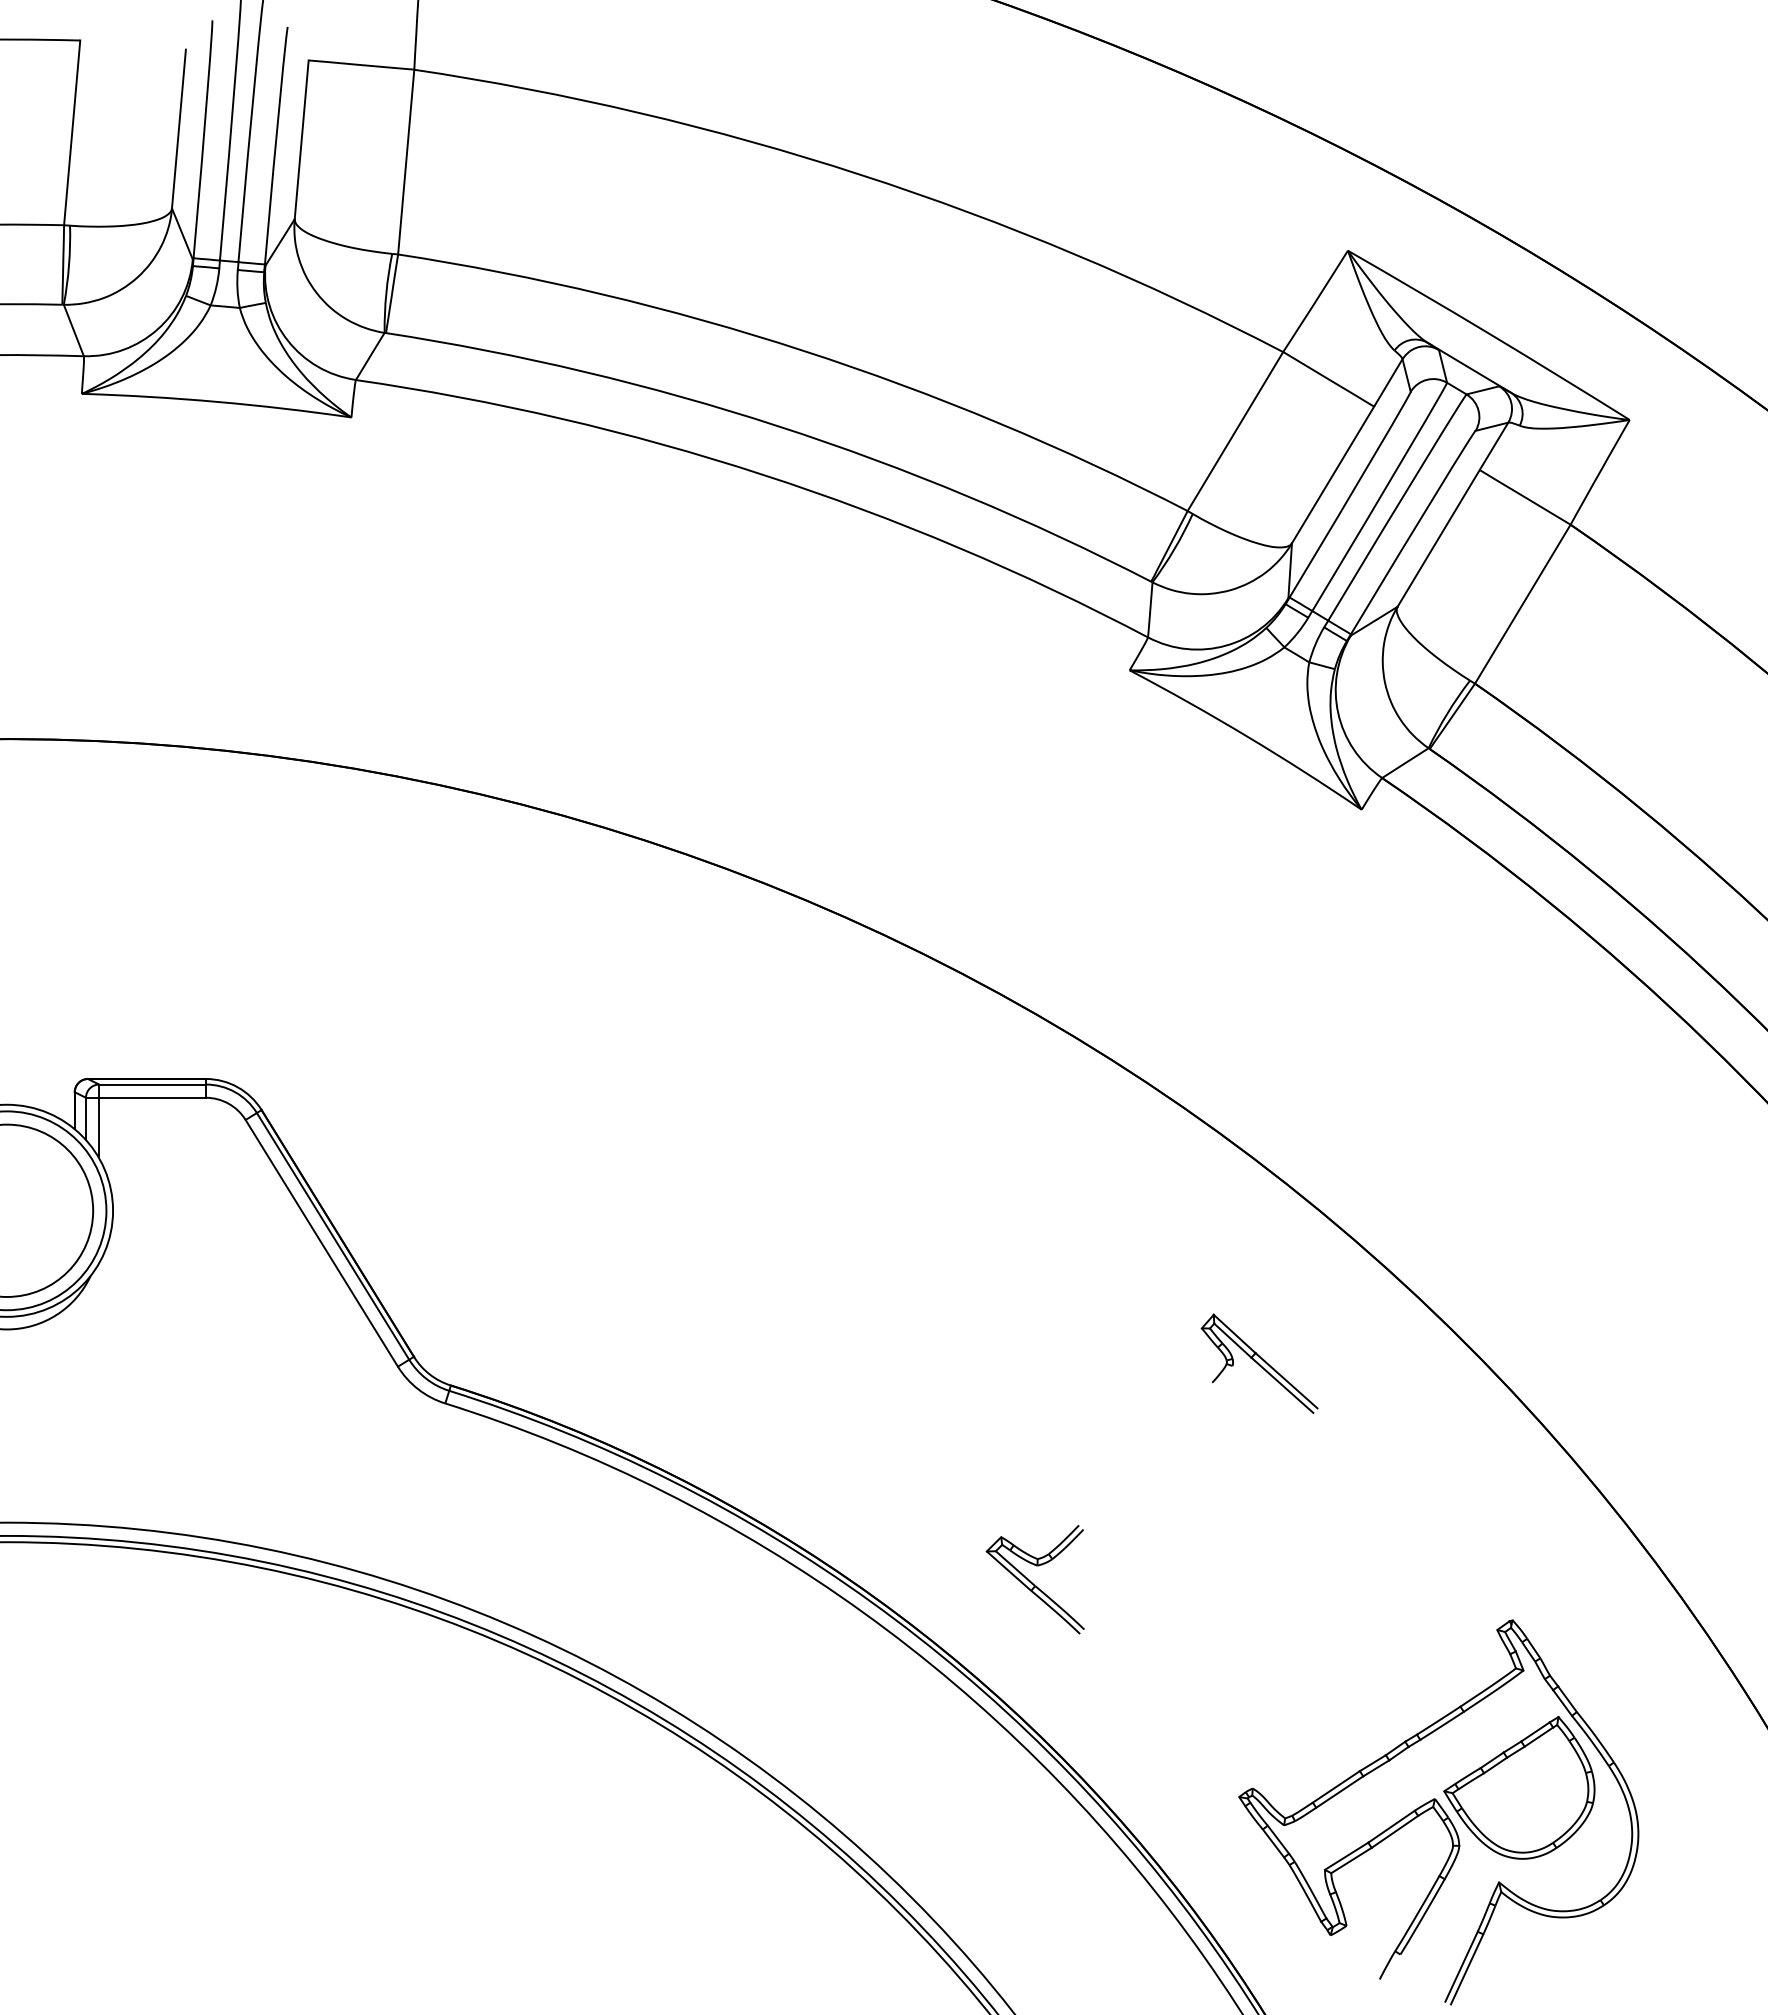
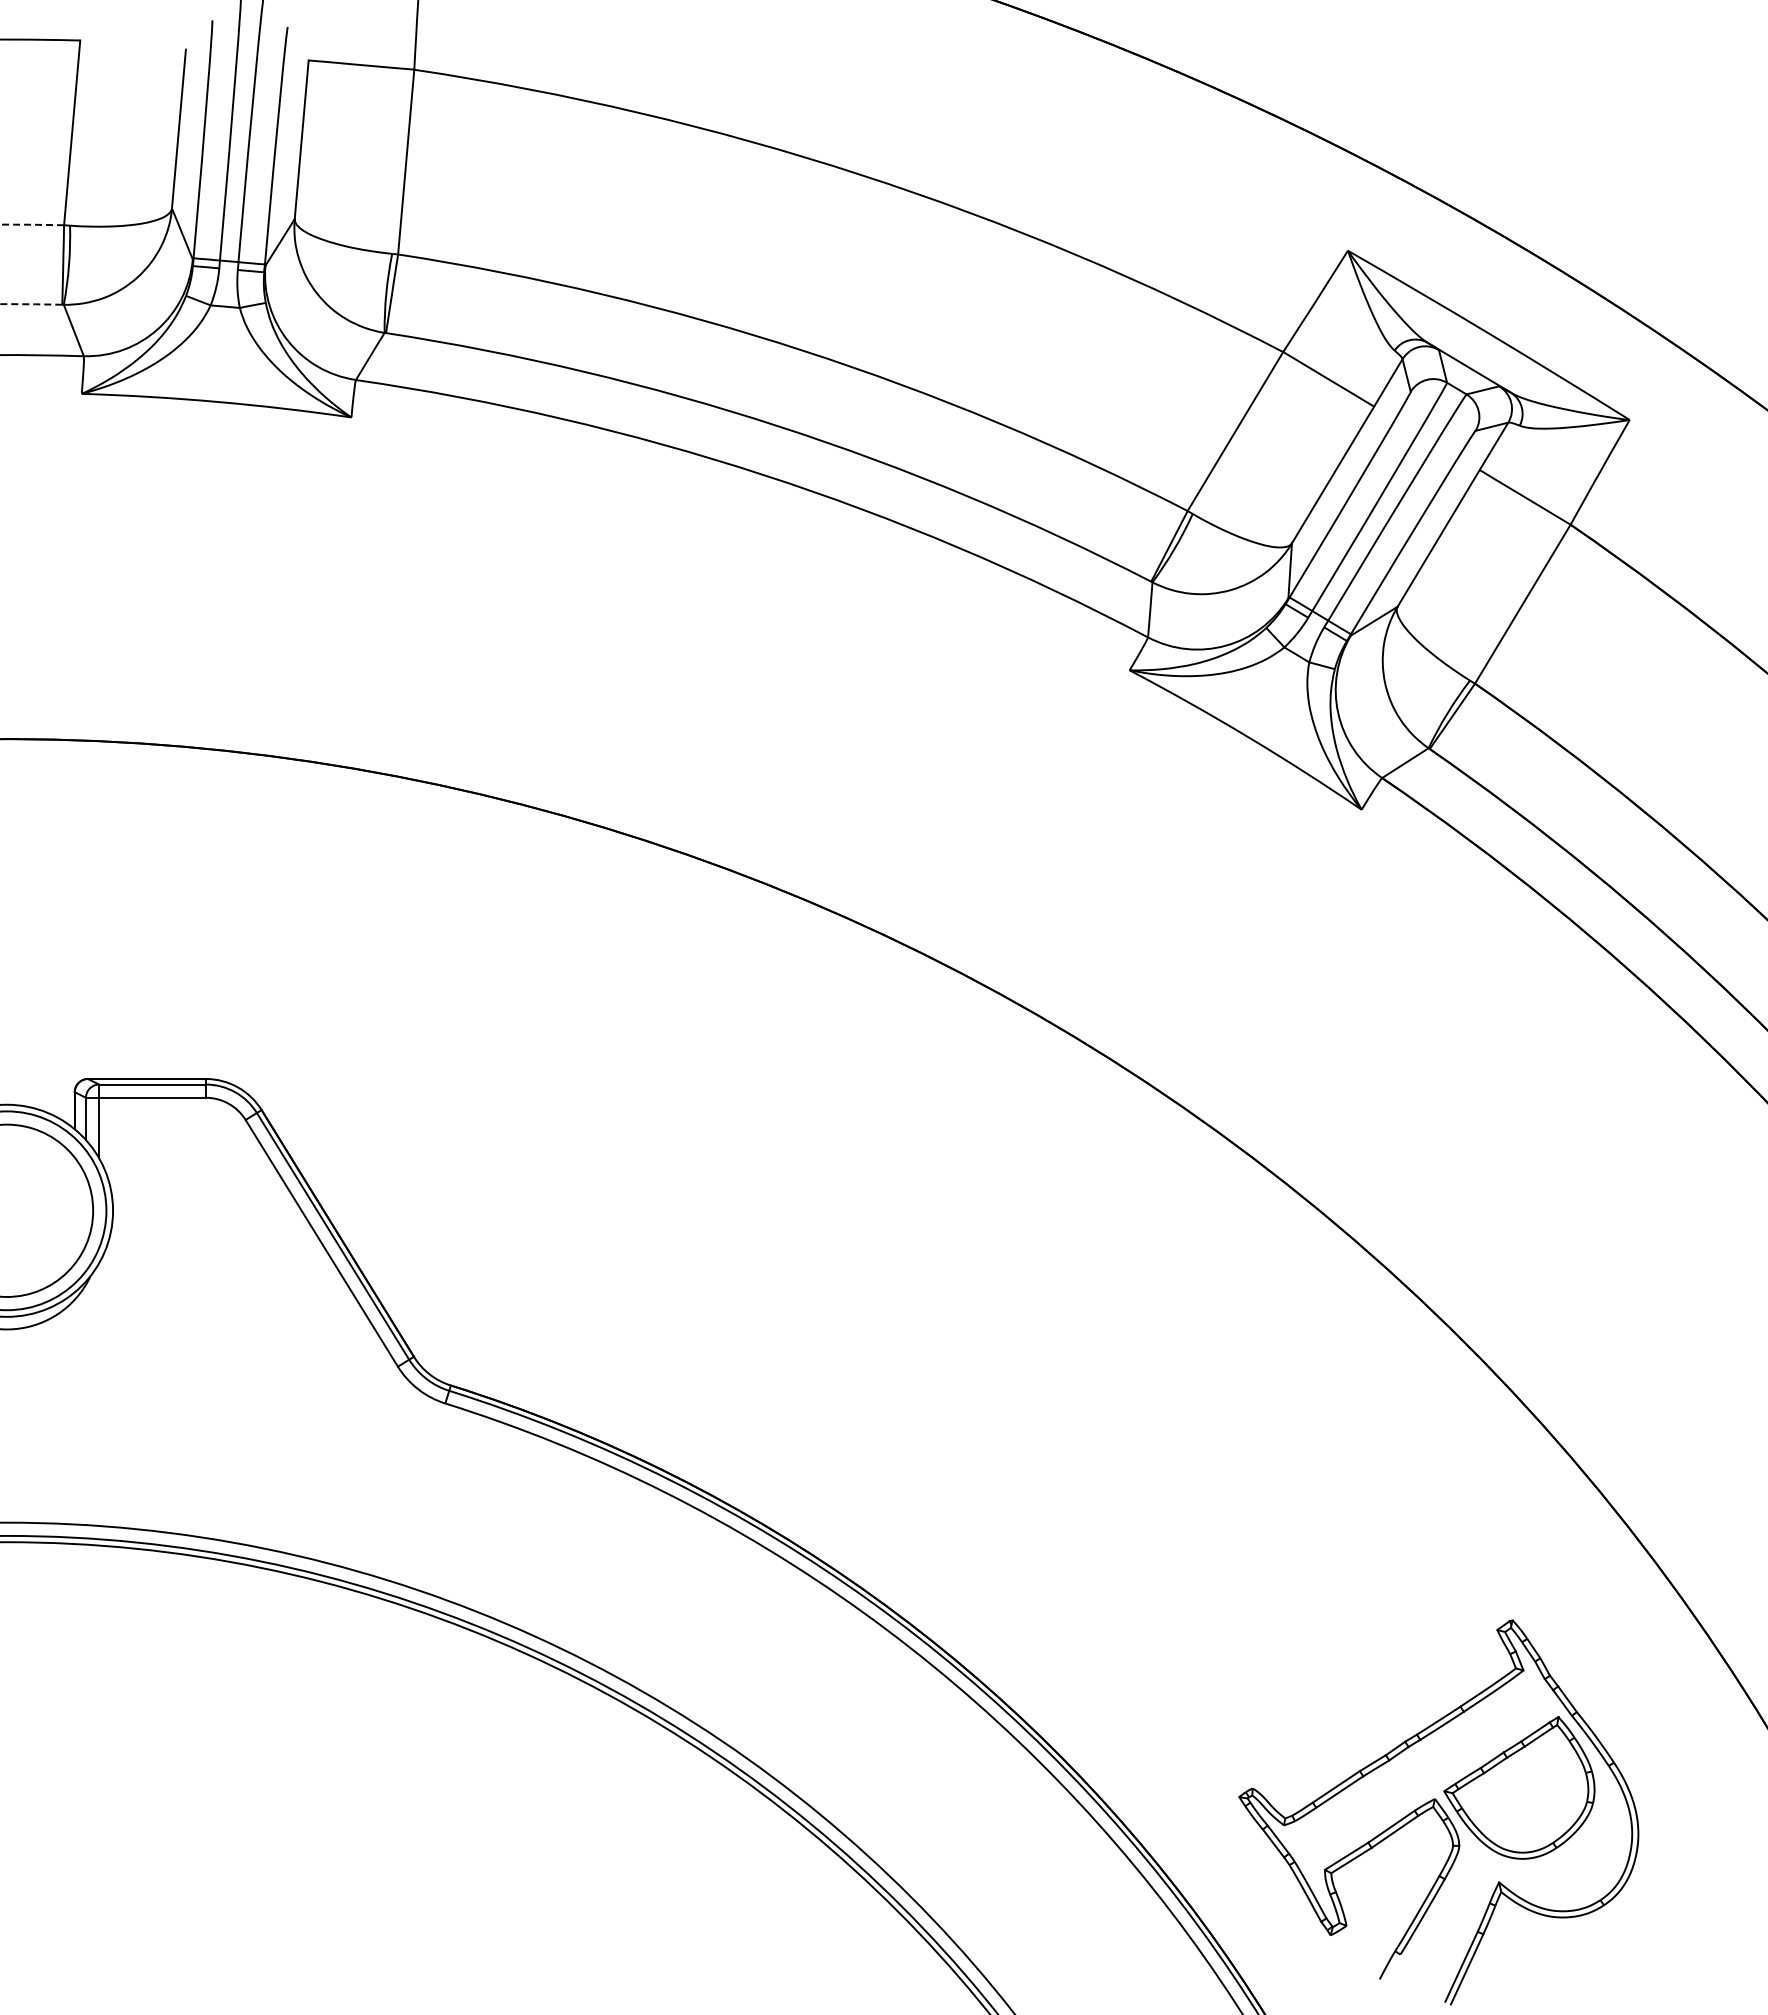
arc: solid -> dashed (31, 224)
arc: solid -> dashed (31, 304)
part: present -> none (1259, 1363)
part: present -> none (1034, 1579)
